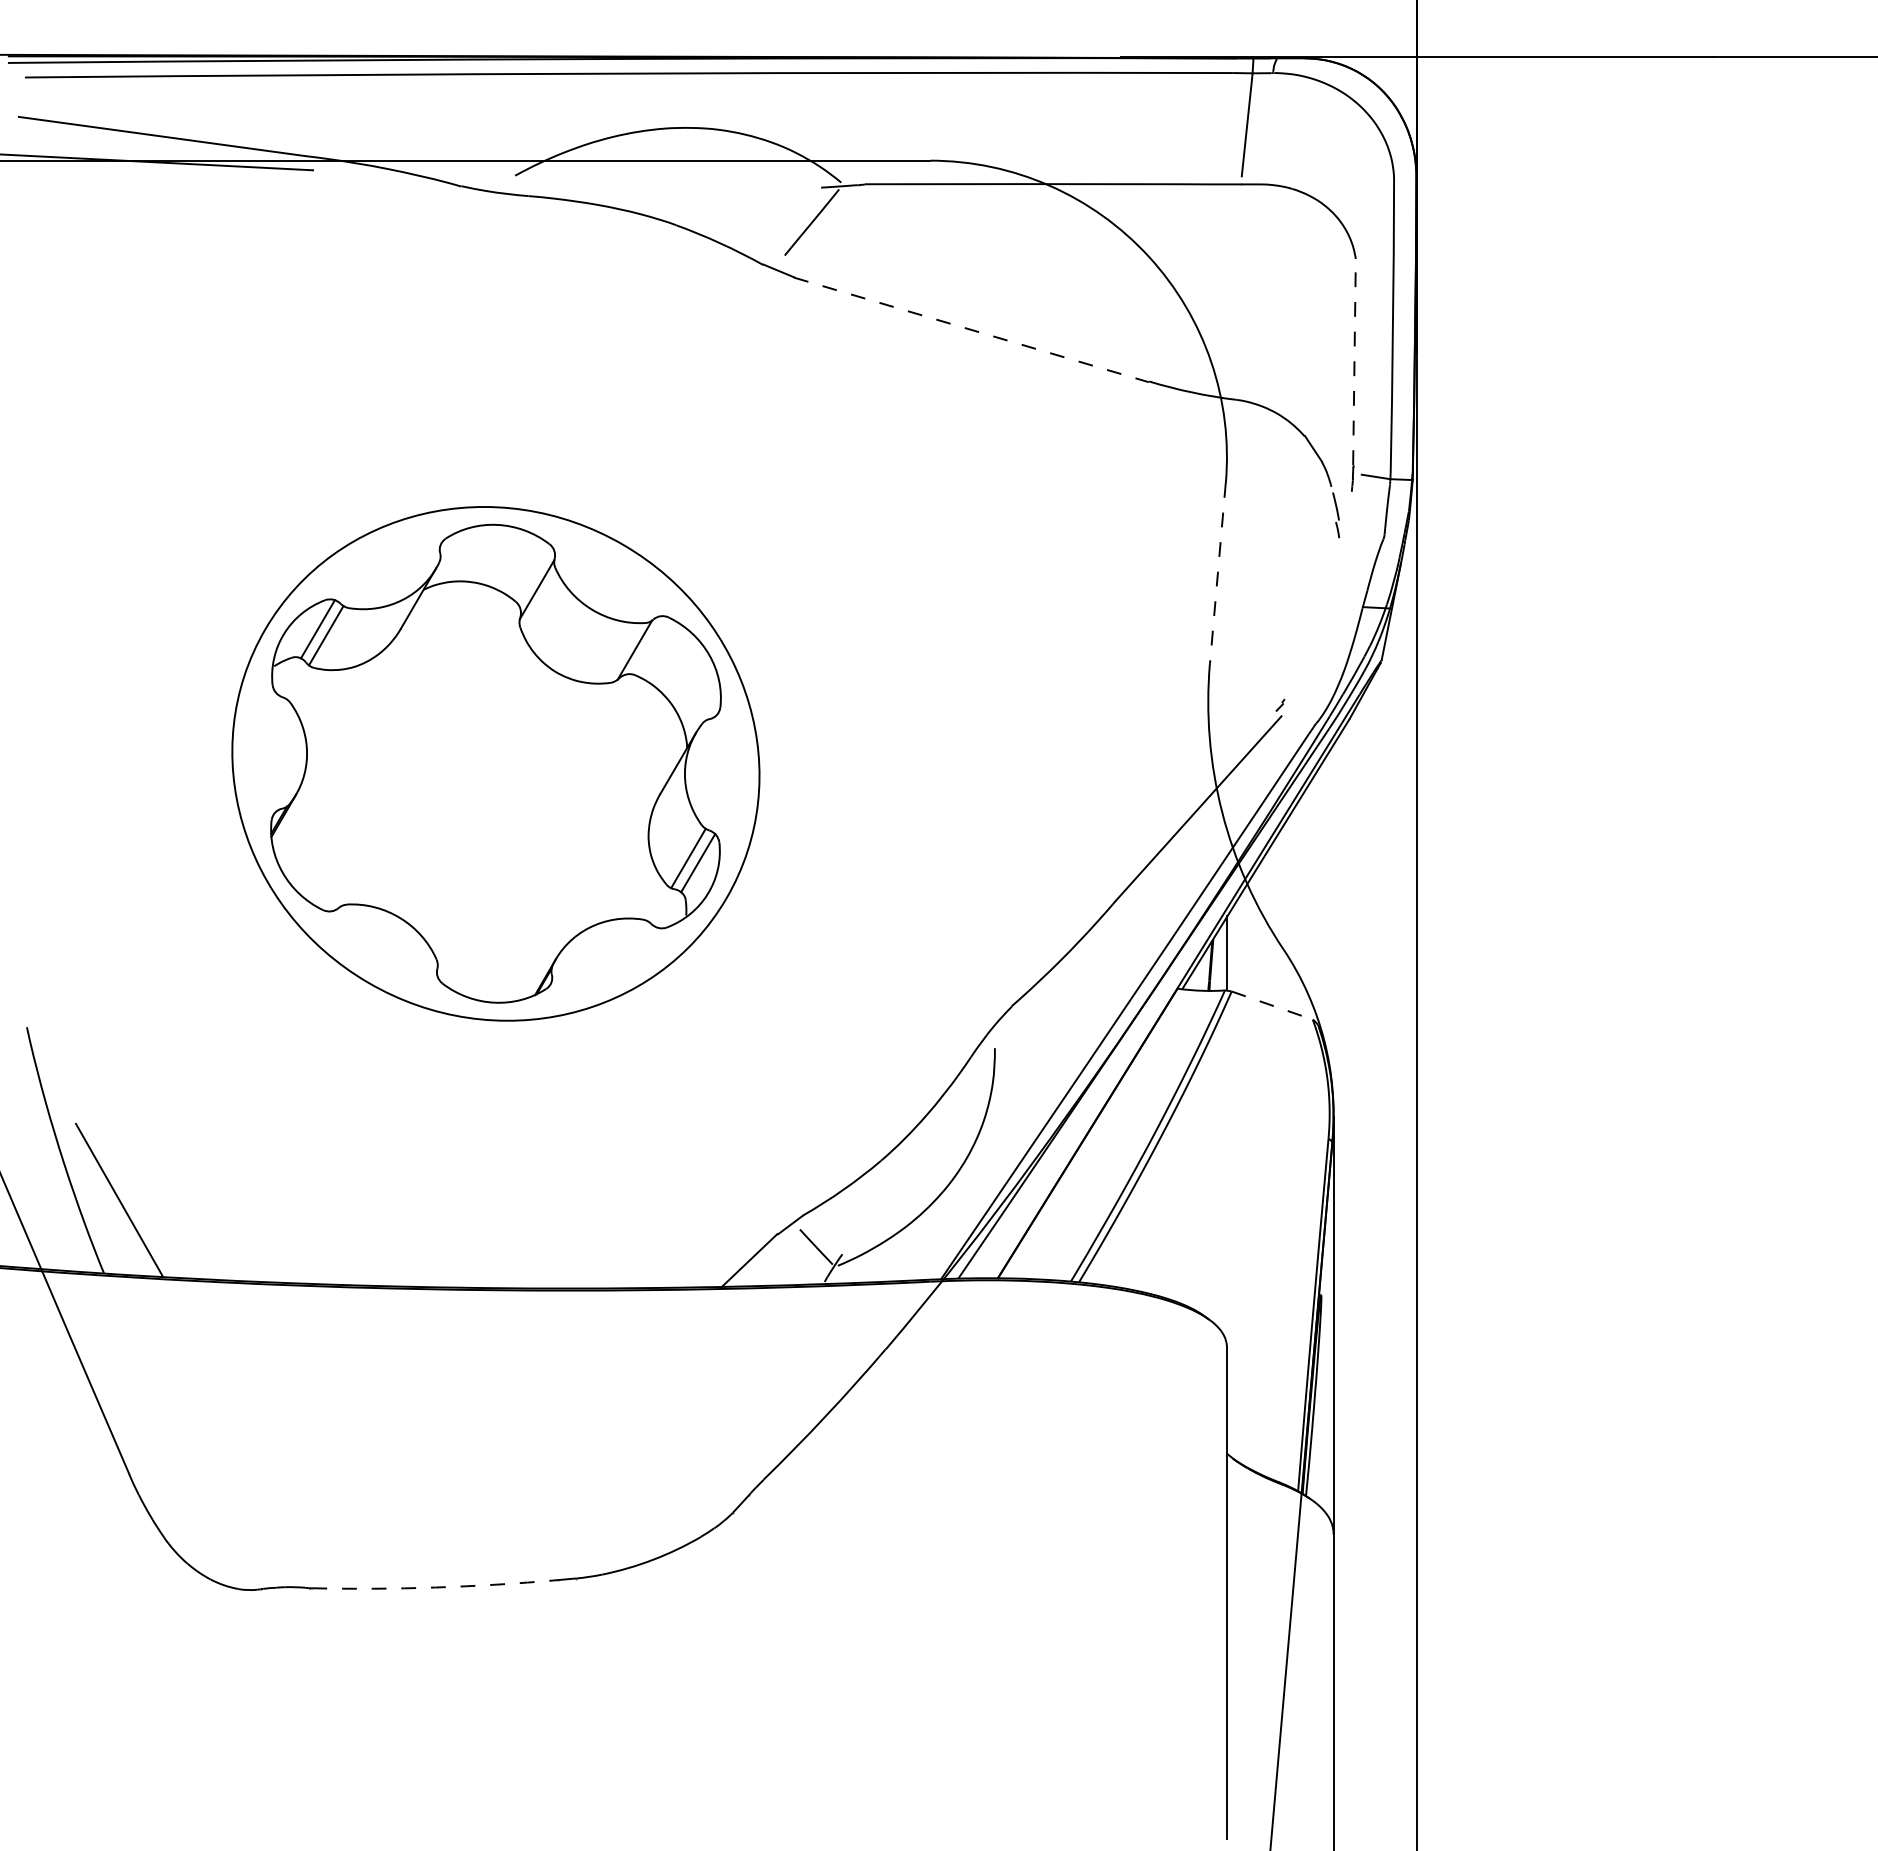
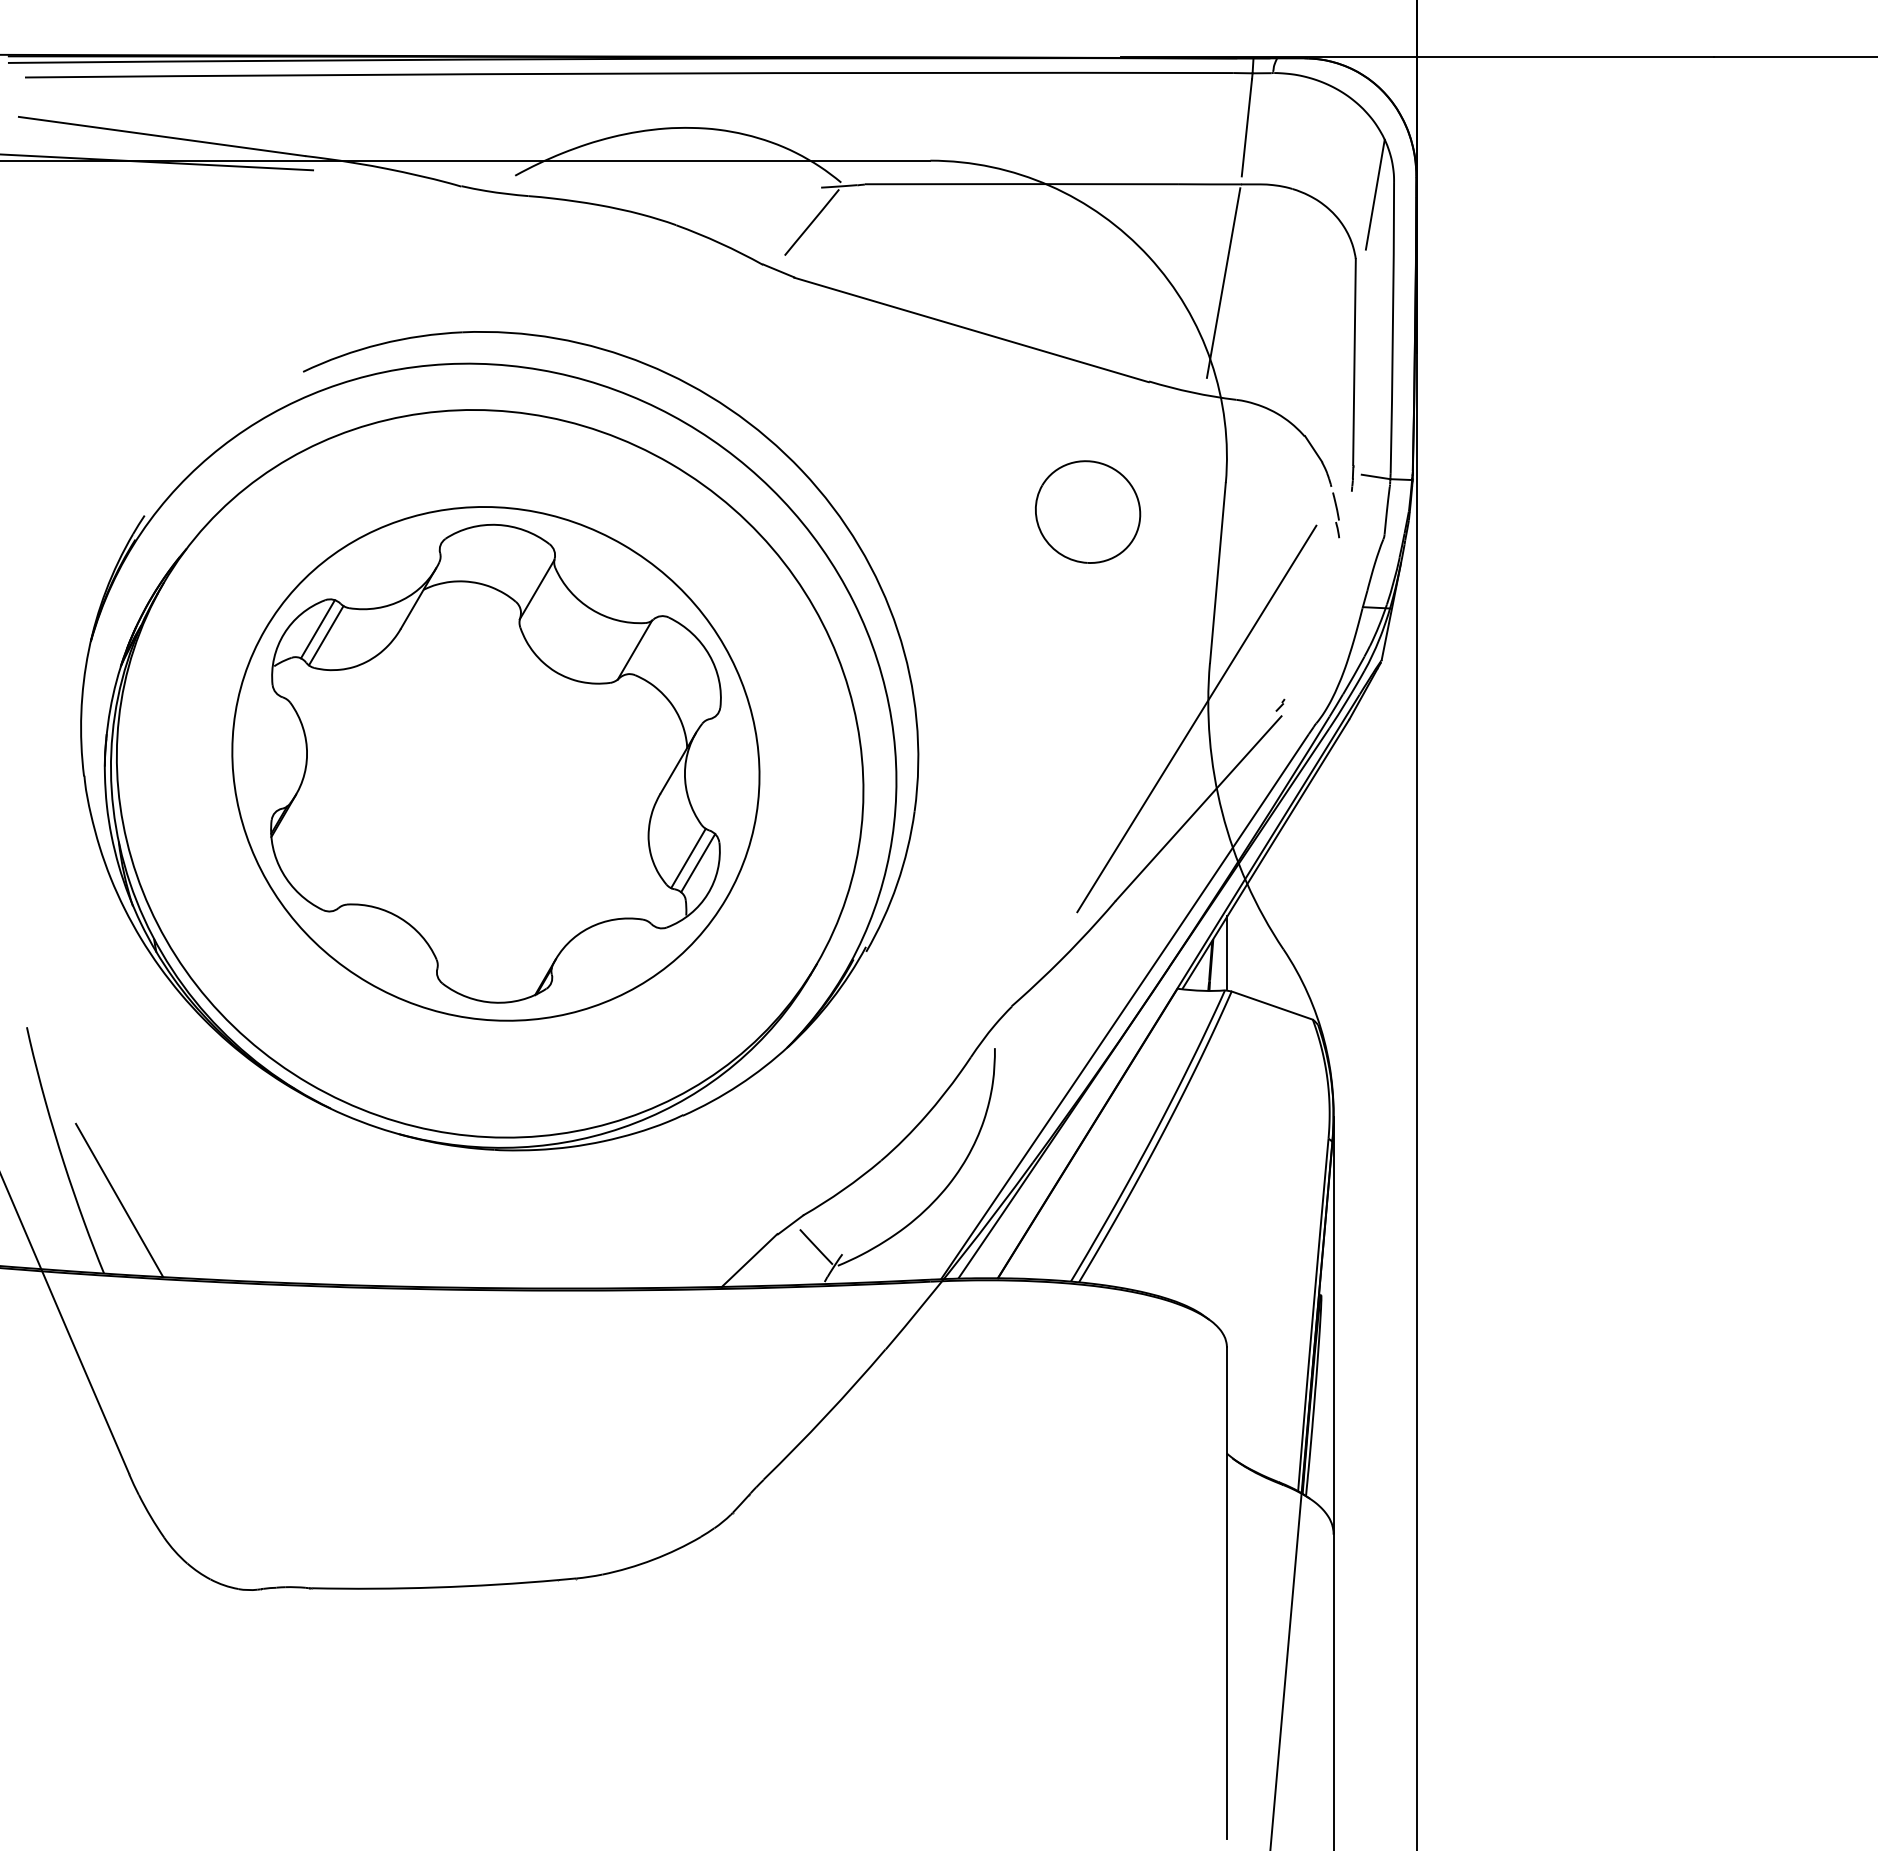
line: none -> present (1374, 194)
line: none -> present (1223, 282)
line: dashed -> solid (971, 329)
line: dashed -> solid (1354, 361)
part: none -> present (1088, 511)
line: dashed -> solid (1217, 573)
line: none -> present (1196, 718)
part: none -> present (499, 741)
line: dashed -> solid (1272, 1005)
arc: dashed -> solid (435, 1587)
